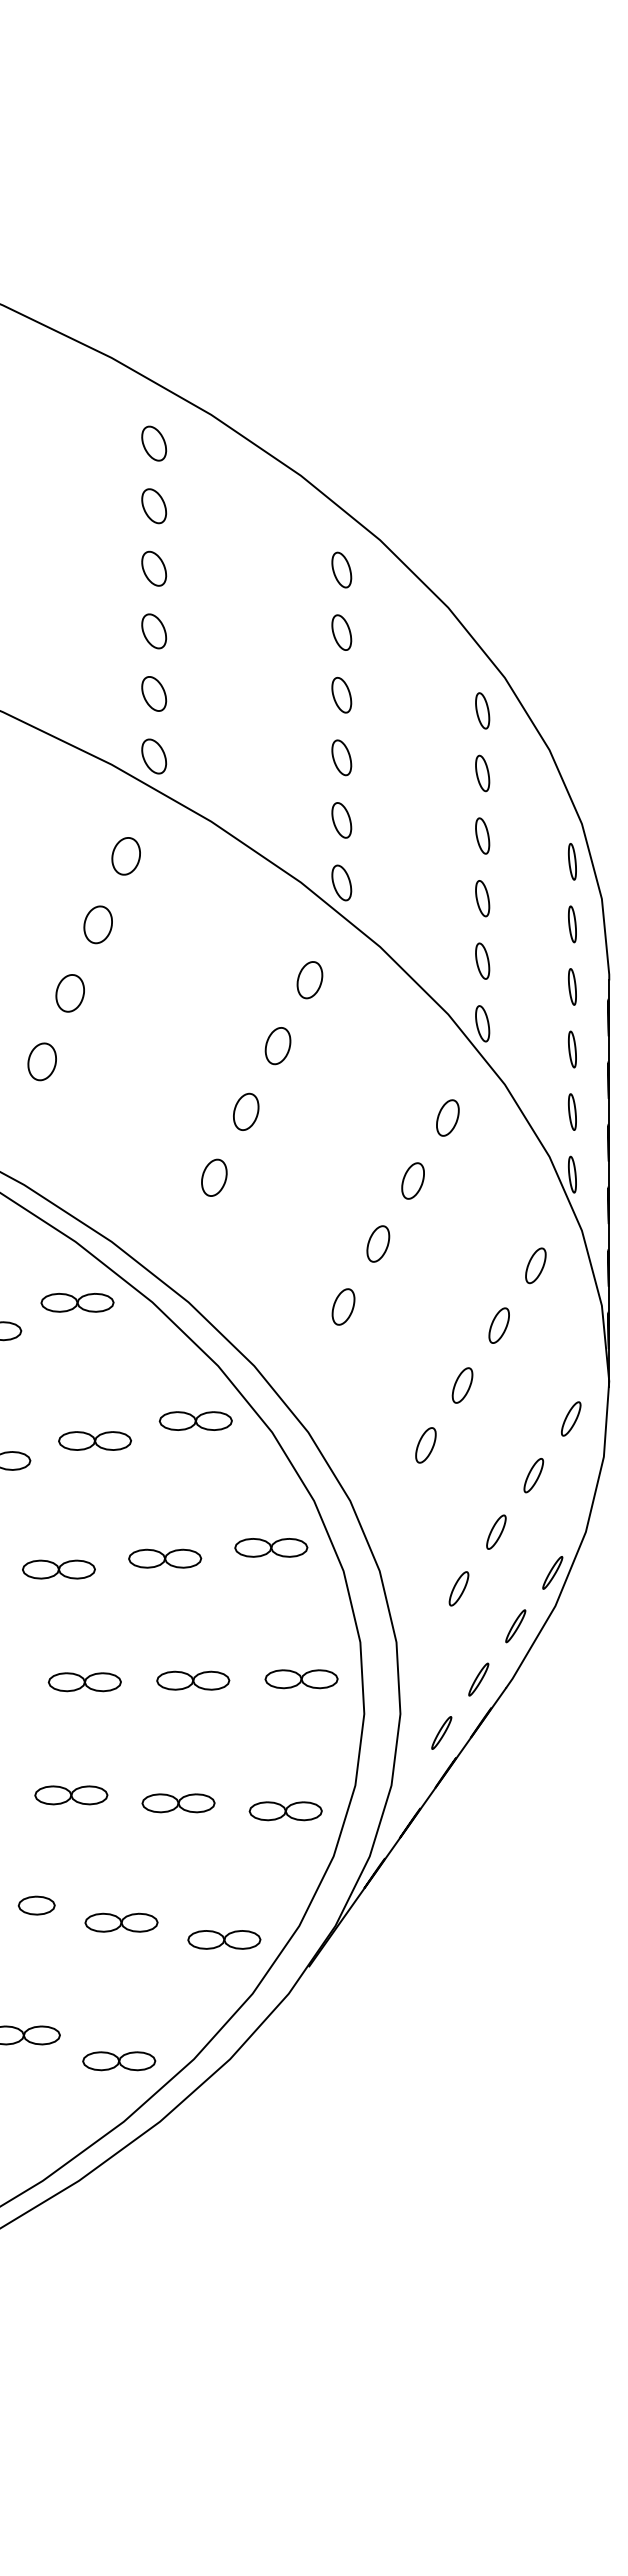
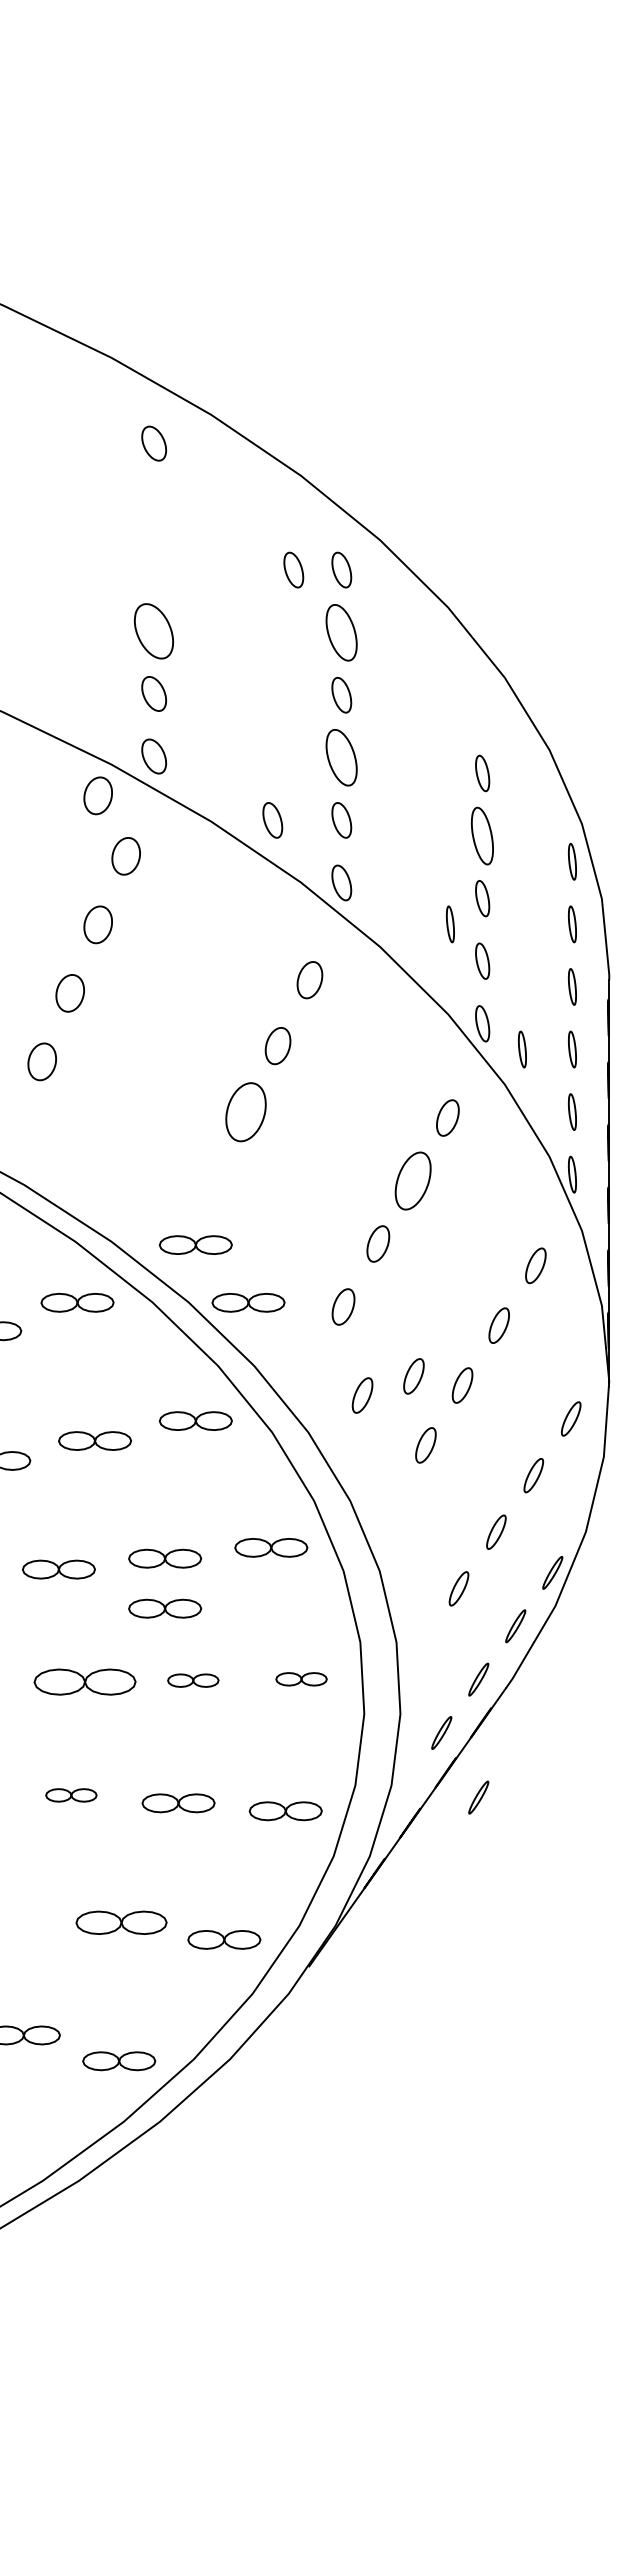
part: present -> none (154, 506)
part: present -> none (154, 568)
part: none -> present (293, 569)
part size: 27x37 px -> 42x57 px (153, 631)
part size: 22x37 px -> 33x58 px (341, 632)
part: present -> none (482, 710)
part size: 22x38 px -> 33x58 px (341, 757)
part: none -> present (97, 795)
part: none -> present (272, 820)
part size: 16x38 px -> 24x60 px (481, 835)
part: none -> present (450, 924)
part: none -> present (522, 1049)
part size: 27x39 px -> 42x61 px (245, 1112)
part: present -> none (214, 1177)
part size: 24x38 px -> 38x60 px (412, 1180)
part: none -> present (195, 1244)
part: none -> present (248, 1302)
part: none -> present (413, 1376)
part: none -> present (362, 1395)
part: none -> present (165, 1608)
part size: 75x21 px -> 53x15 px (301, 1679)
part size: 75x21 px -> 53x15 px (193, 1680)
part size: 75x21 px -> 104x28 px (84, 1681)
part size: 75x21 px -> 53x15 px (71, 1795)
part: none -> present (478, 1797)
part: present -> none (36, 1905)
part size: 75x21 px -> 93x25 px (121, 1922)
